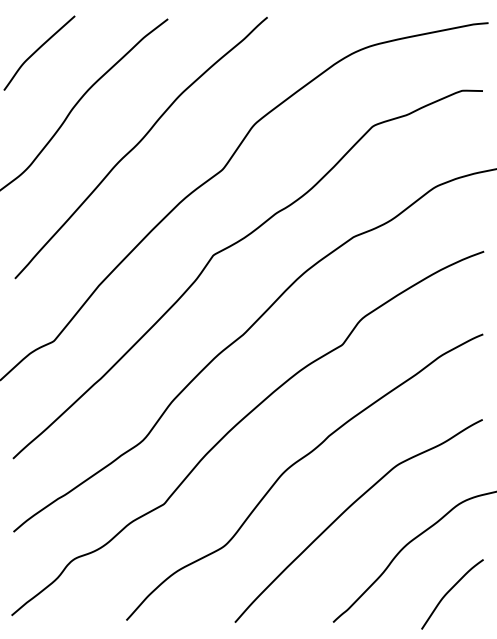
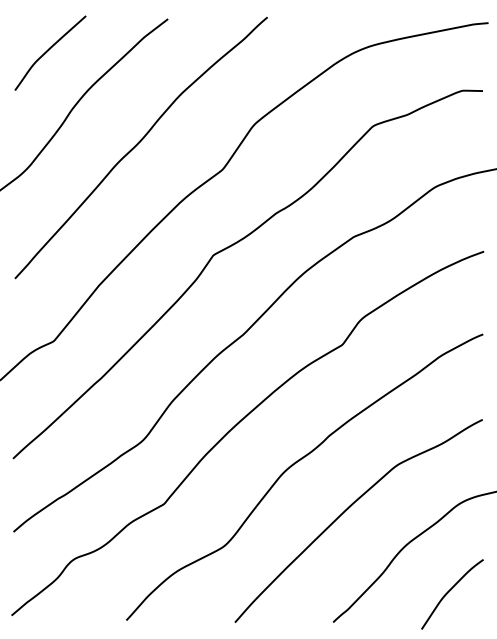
curve position: (38, 50) -> (49, 50) (49, 50)
